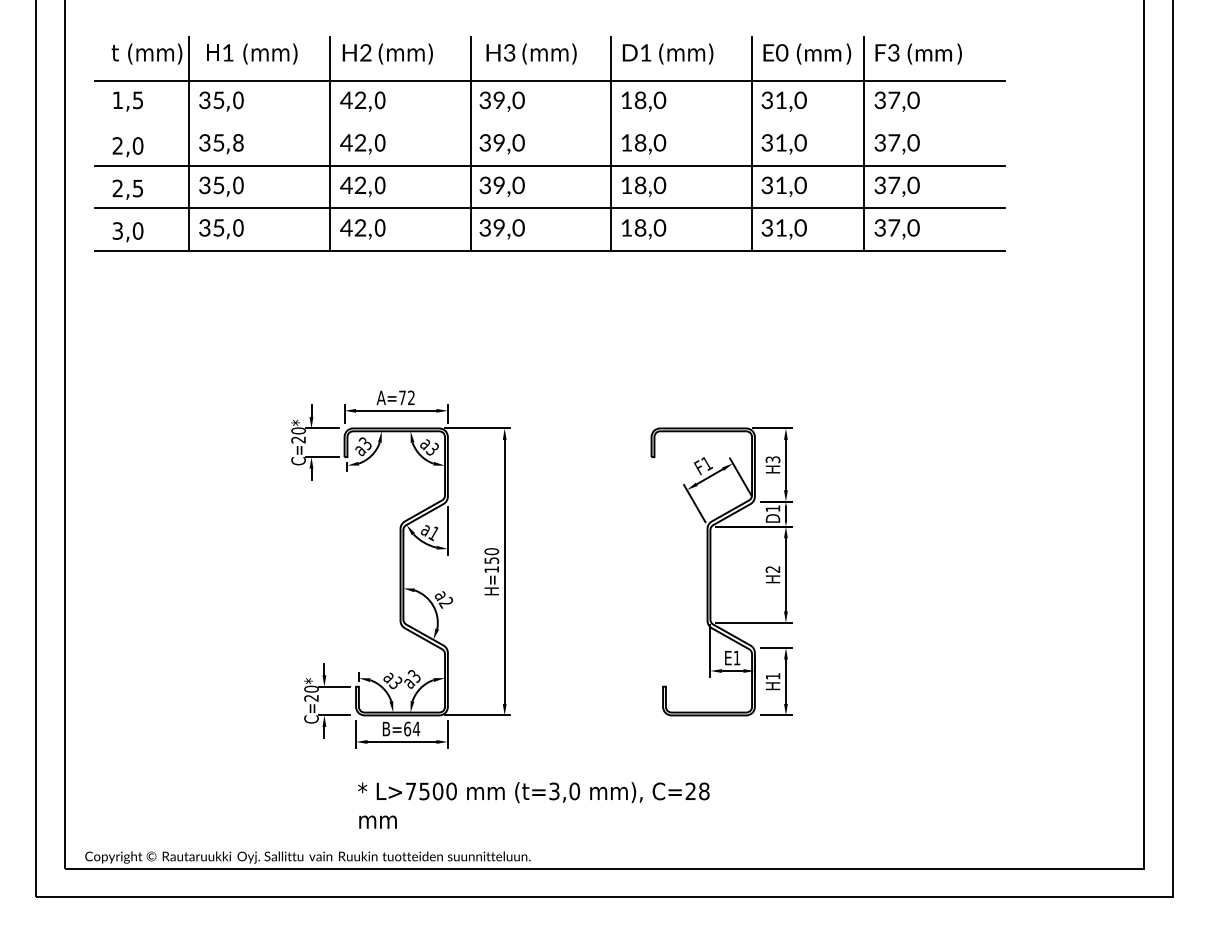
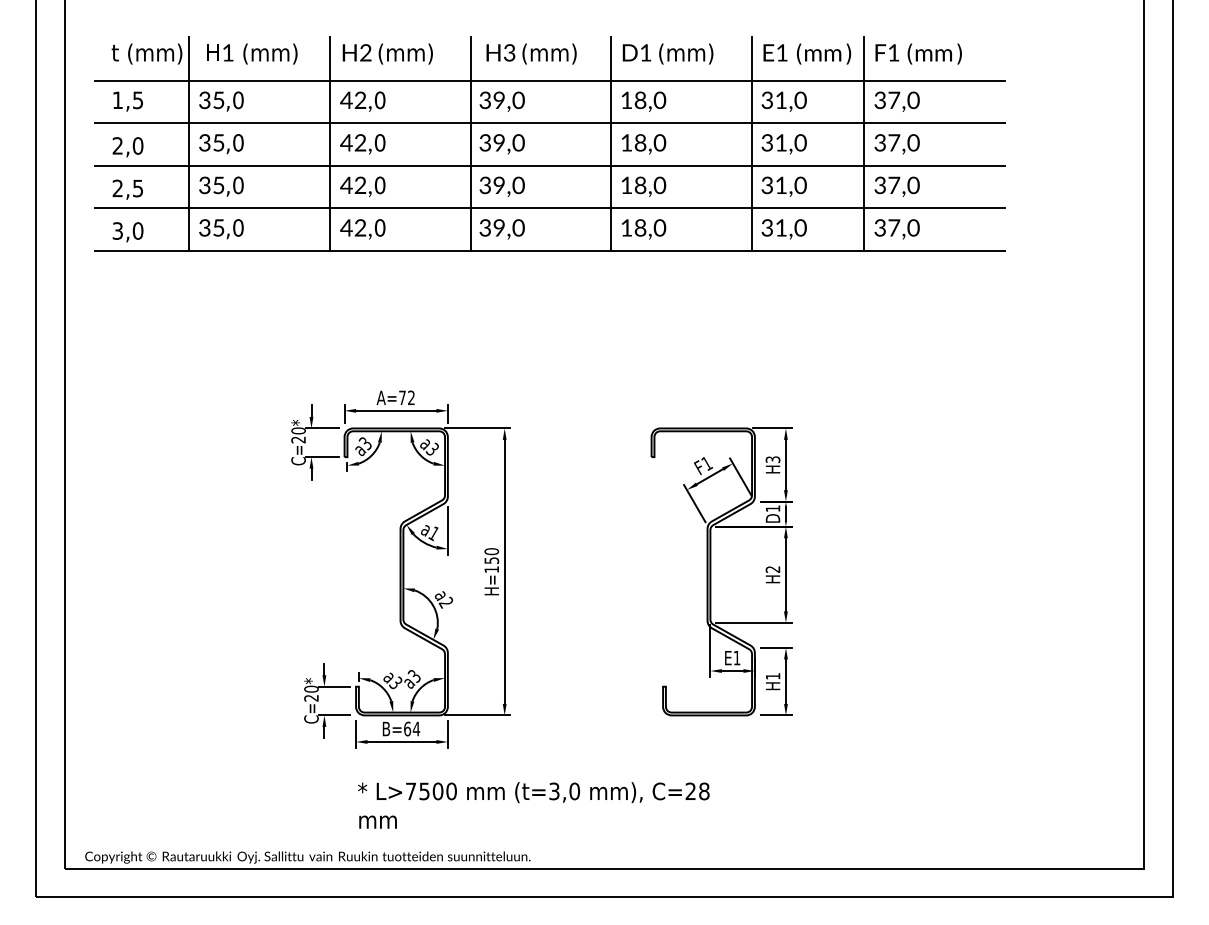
text: E0 -> E1 (782, 52)
text: F3 -> F1 (893, 52)
line: none -> present (549, 123)
text: ,8 -> ,0 (238, 142)
